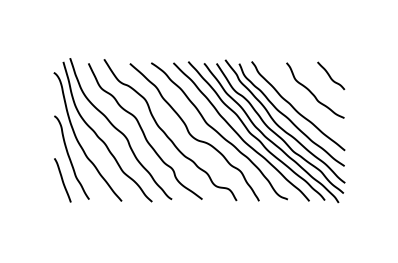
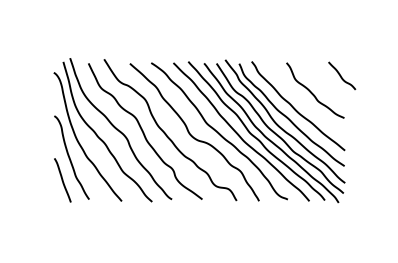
curve position: (330, 75) -> (341, 75) (341, 75)
